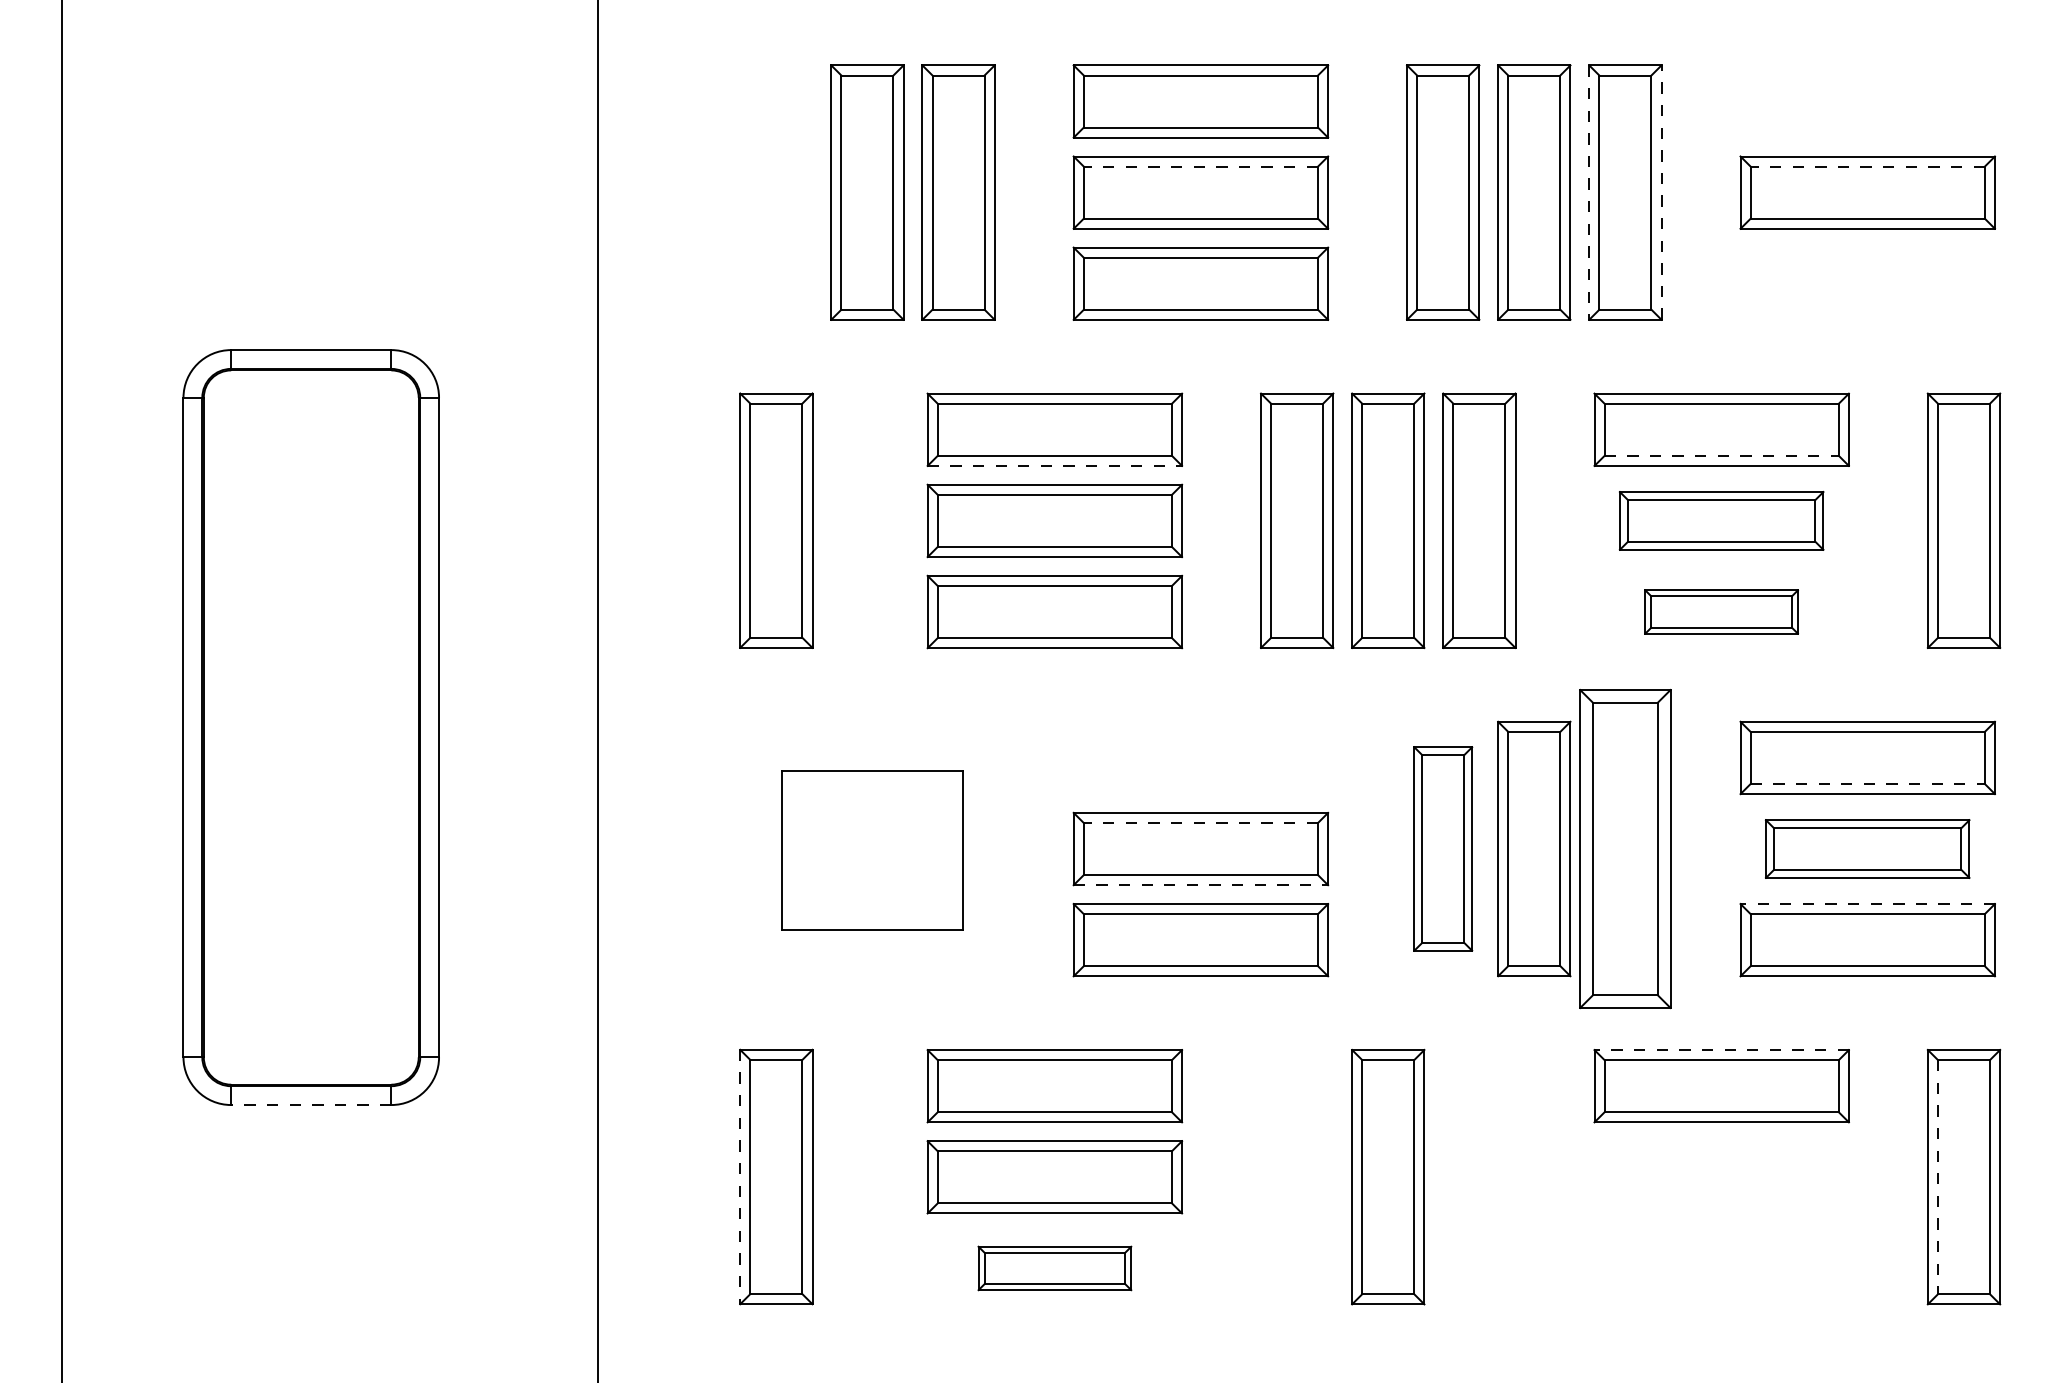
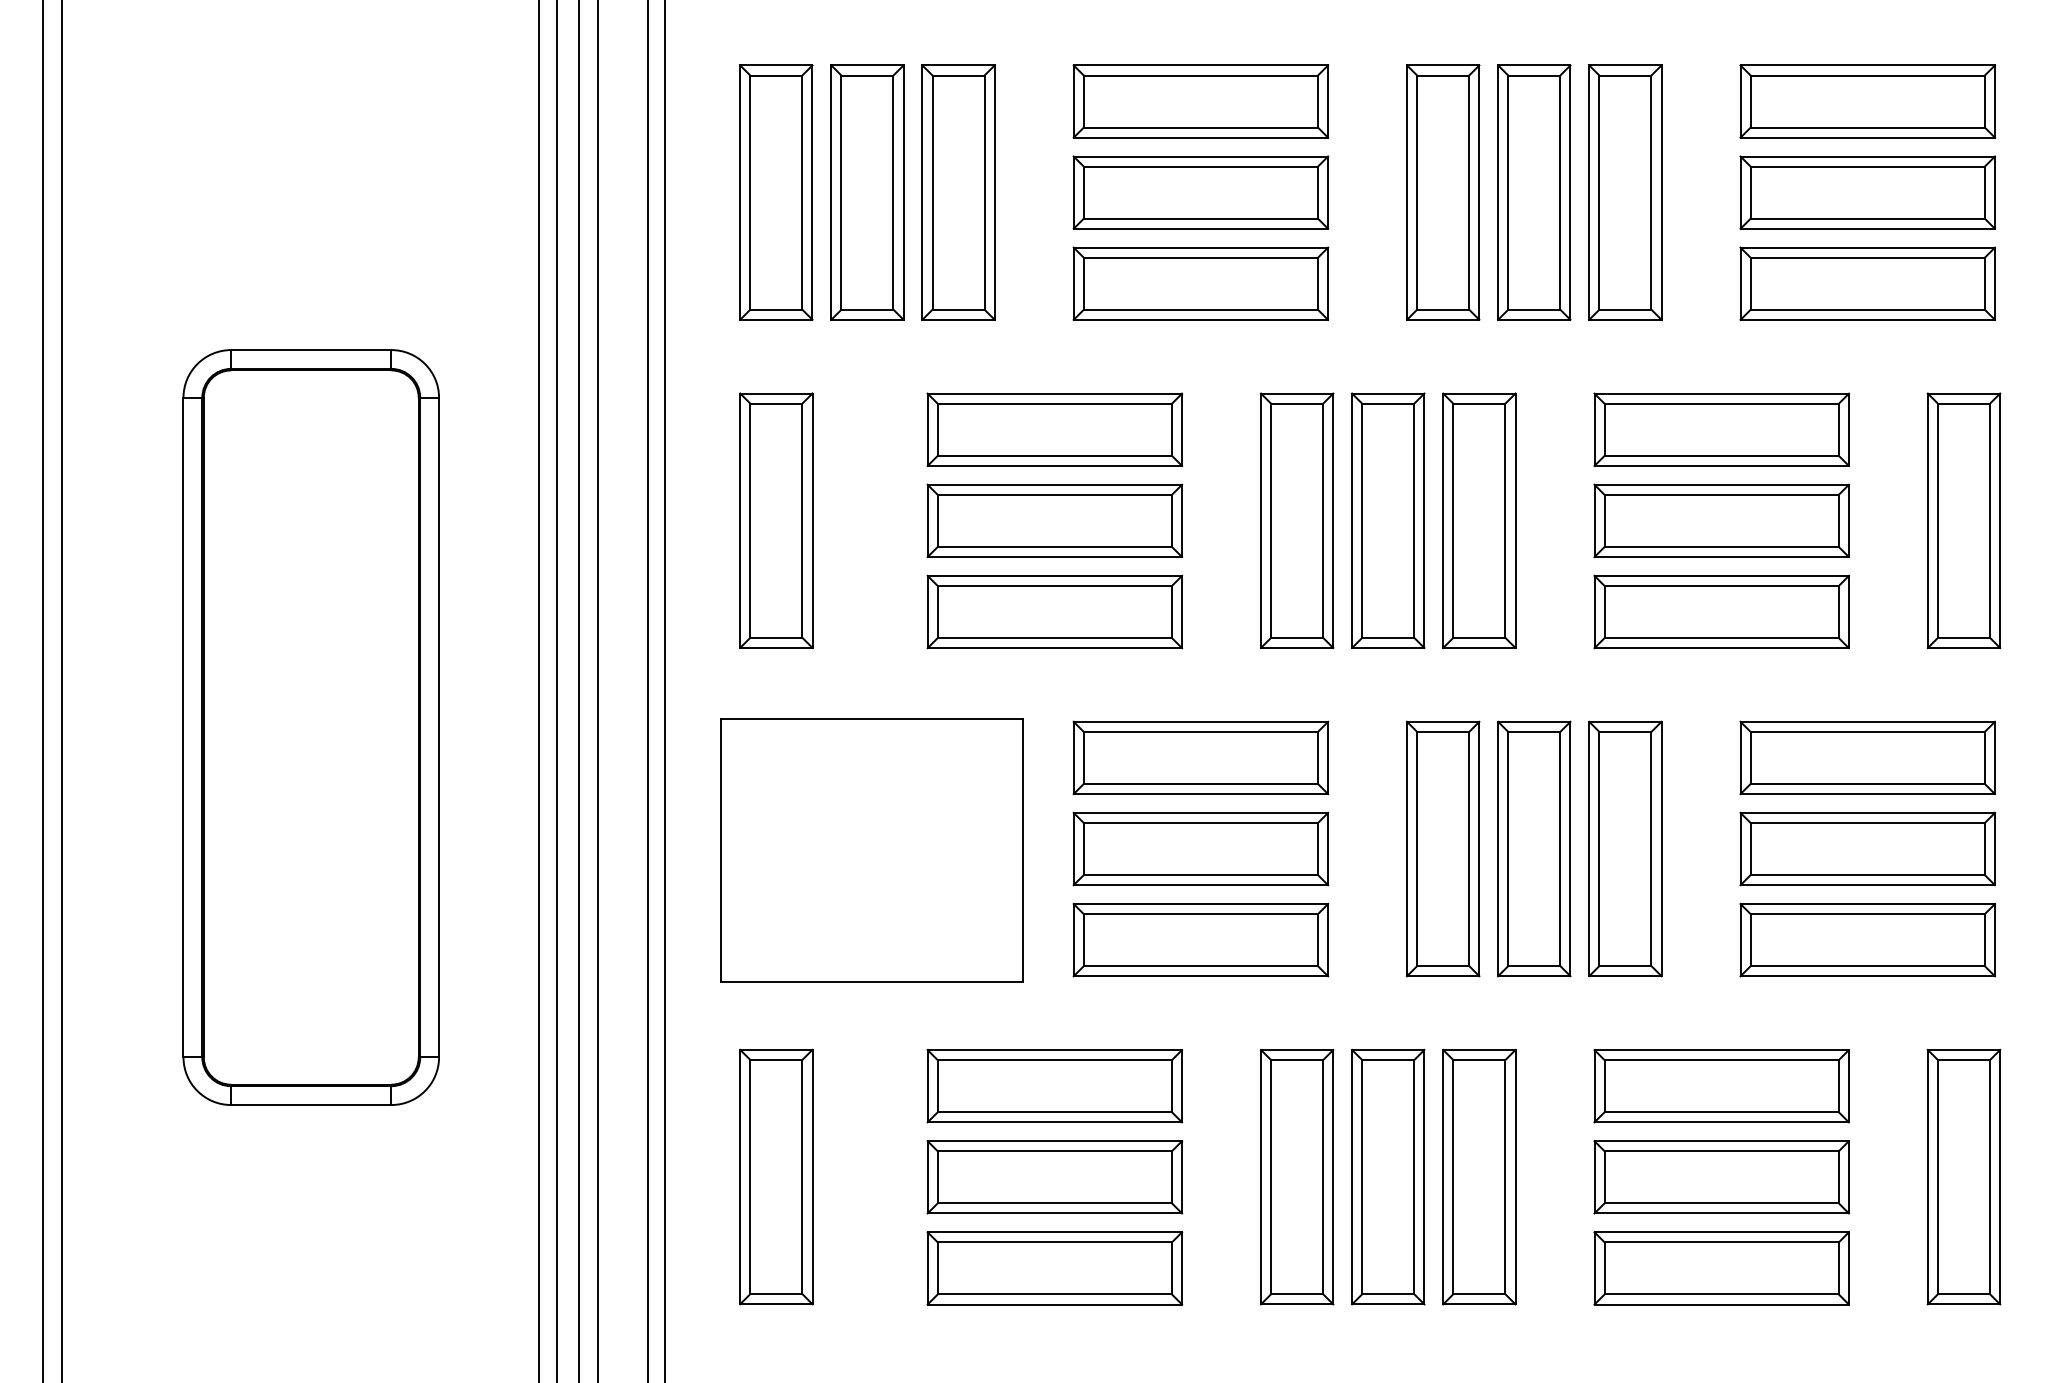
part: none -> present (1867, 101)
line: dashed -> solid (1200, 166)
line: dashed -> solid (1867, 166)
part: none -> present (776, 192)
line: dashed -> solid (1661, 192)
line: dashed -> solid (1589, 193)
part: none -> present (1867, 283)
line: dashed -> solid (1722, 455)
line: dashed -> solid (1055, 465)
part size: 207x60 px -> 257x76 px (1721, 520)
part size: 155x46 px -> 257x76 px (1721, 611)
line: none -> present (43, 690)
line: none -> present (538, 690)
line: none -> present (557, 690)
line: none -> present (579, 690)
line: none -> present (647, 690)
line: none -> present (664, 690)
part: none -> present (1200, 757)
line: dashed -> solid (1868, 783)
line: dashed -> solid (1200, 823)
part size: 61x206 px -> 75x258 px (1443, 848)
part size: 93x322 px -> 75x258 px (1625, 848)
part size: 207x60 px -> 257x76 px (1867, 848)
part size: 183x161 px -> 304x265 px (871, 850)
line: dashed -> solid (1201, 885)
line: dashed -> solid (1867, 904)
line: dashed -> solid (1721, 1050)
line: dashed -> solid (310, 1105)
part: none -> present (1297, 1176)
part: none -> present (1479, 1176)
line: dashed -> solid (740, 1177)
part: none -> present (1721, 1177)
line: dashed -> solid (1937, 1177)
part size: 156x47 px -> 258x75 px (1054, 1268)
part: none -> present (1721, 1268)
